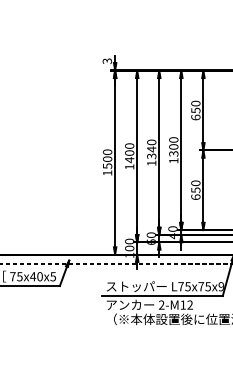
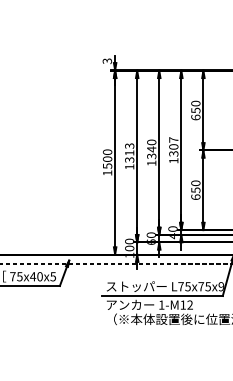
text: 1300 -> 1307 (173, 139)
text: 1400 -> 1313 (129, 153)
text: 2-M12 -> 1-M12 (161, 304)
